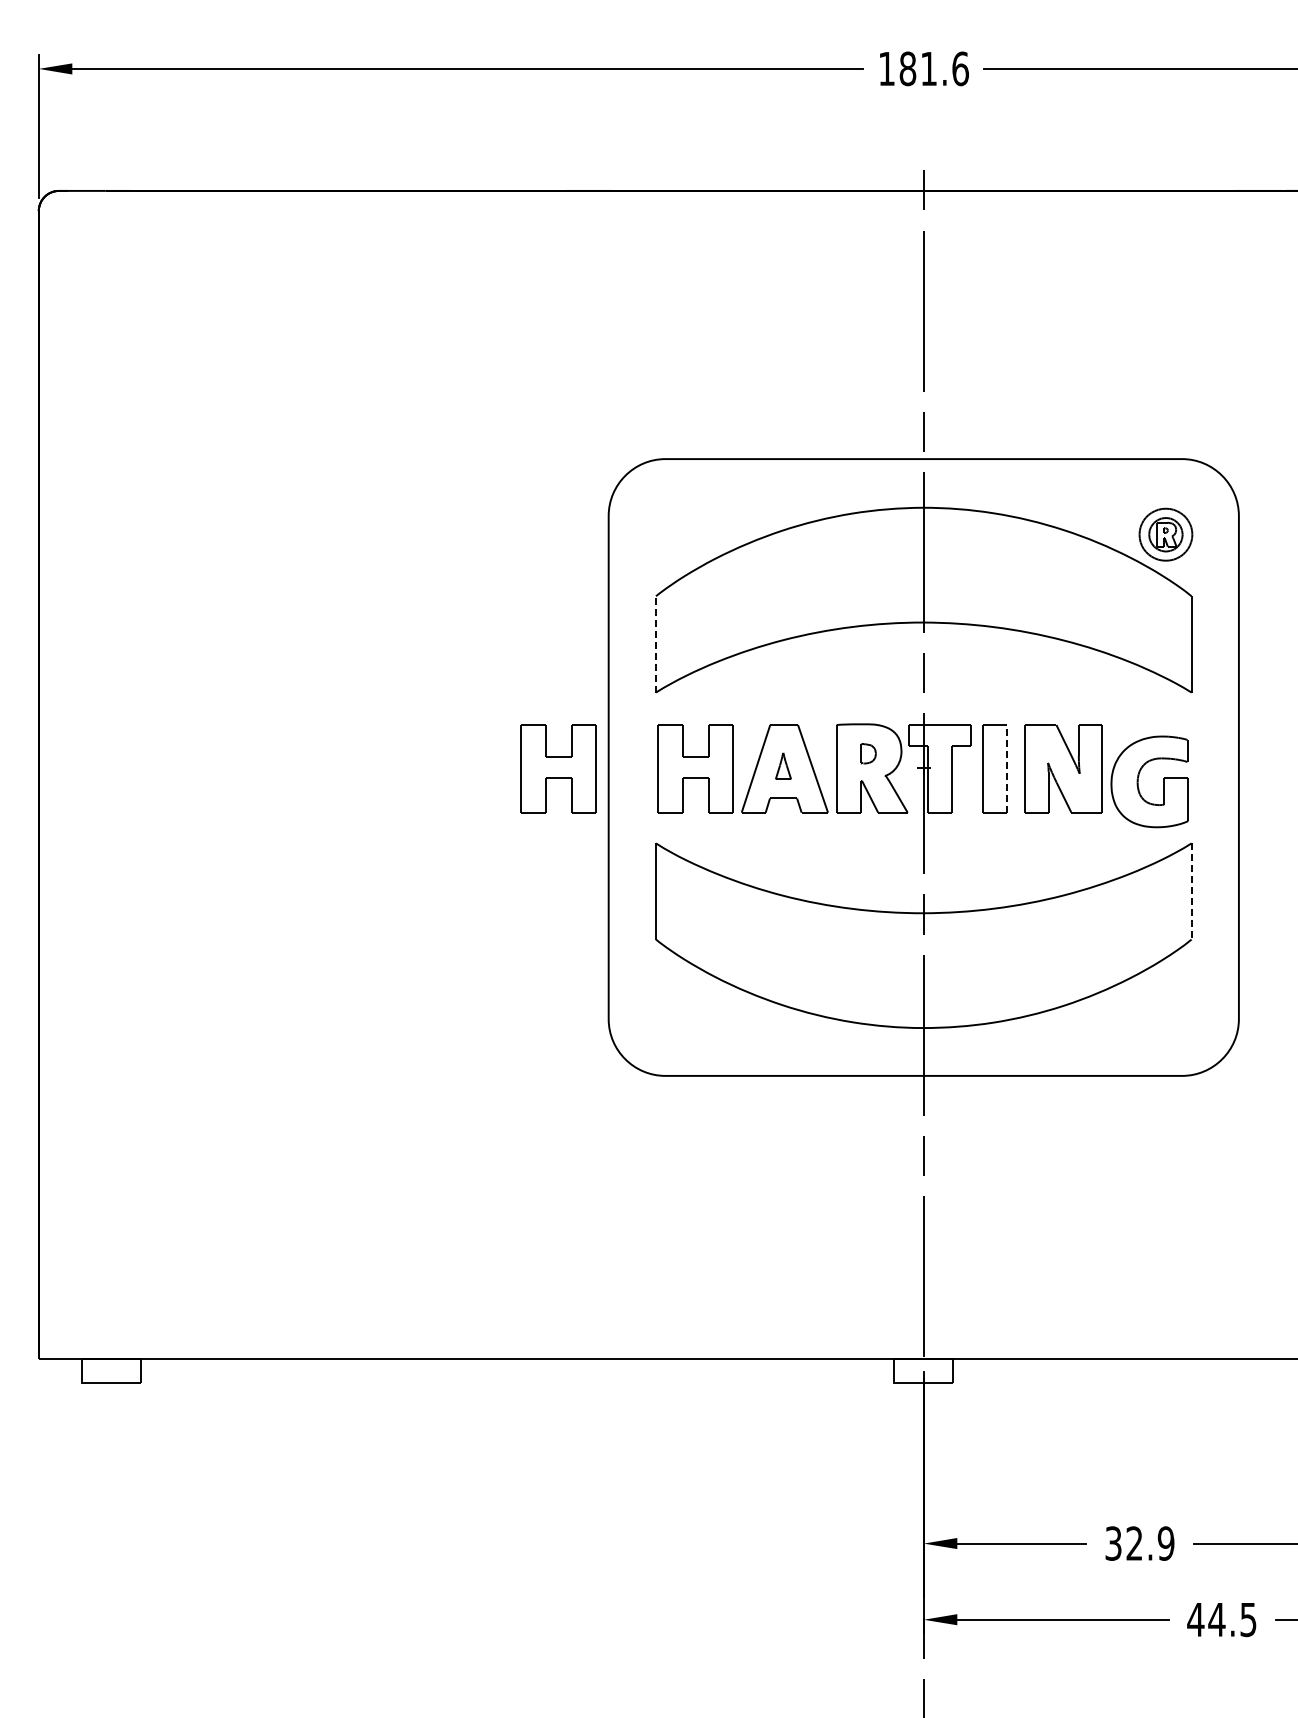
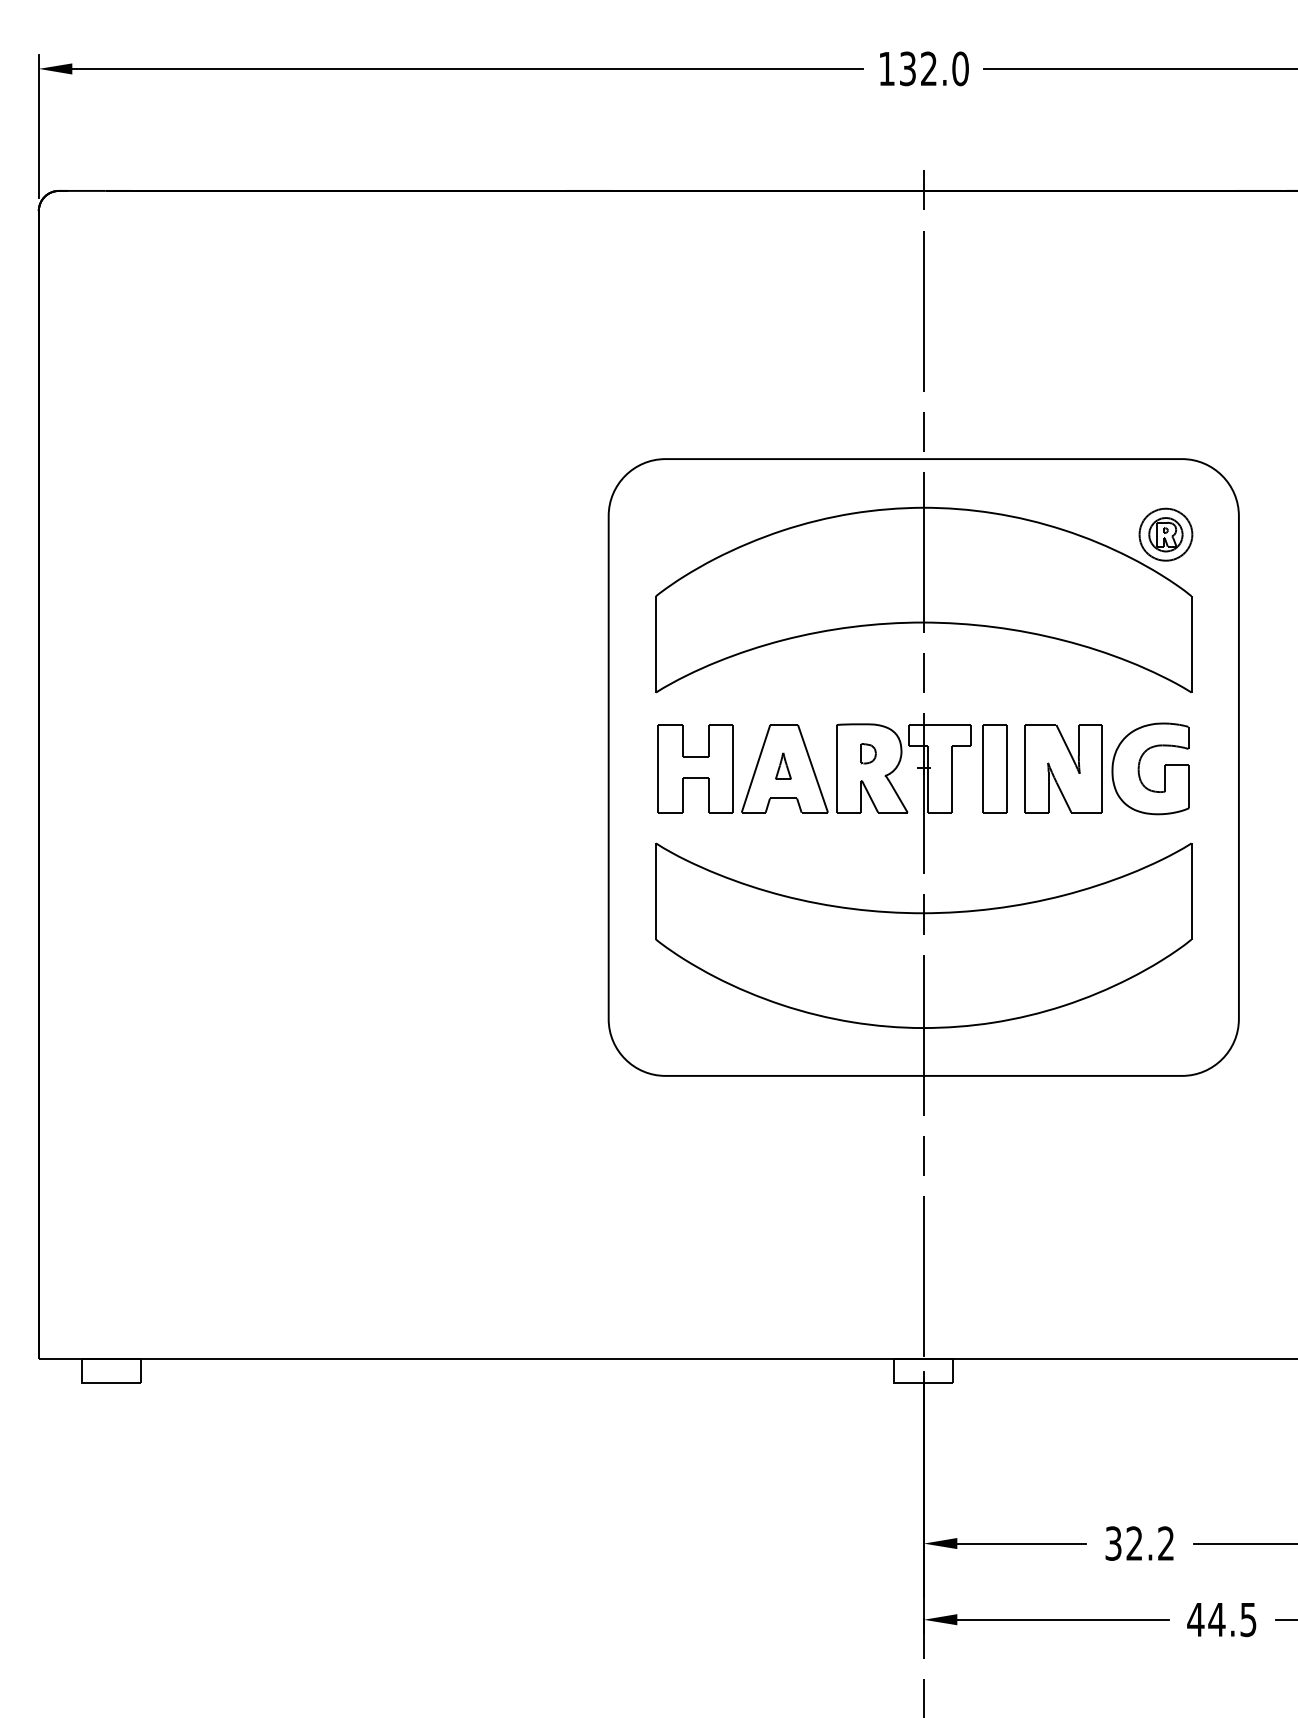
text: 181.6 -> 132.0 (933, 68)
line: dashed -> solid (656, 643)
part: present -> none (558, 768)
line: dashed -> solid (1007, 768)
part position: (1138, 781) -> (1139, 768) (1139, 768)
line: dashed -> solid (1191, 891)
text: 32.9 -> 32.2 (1165, 1543)
